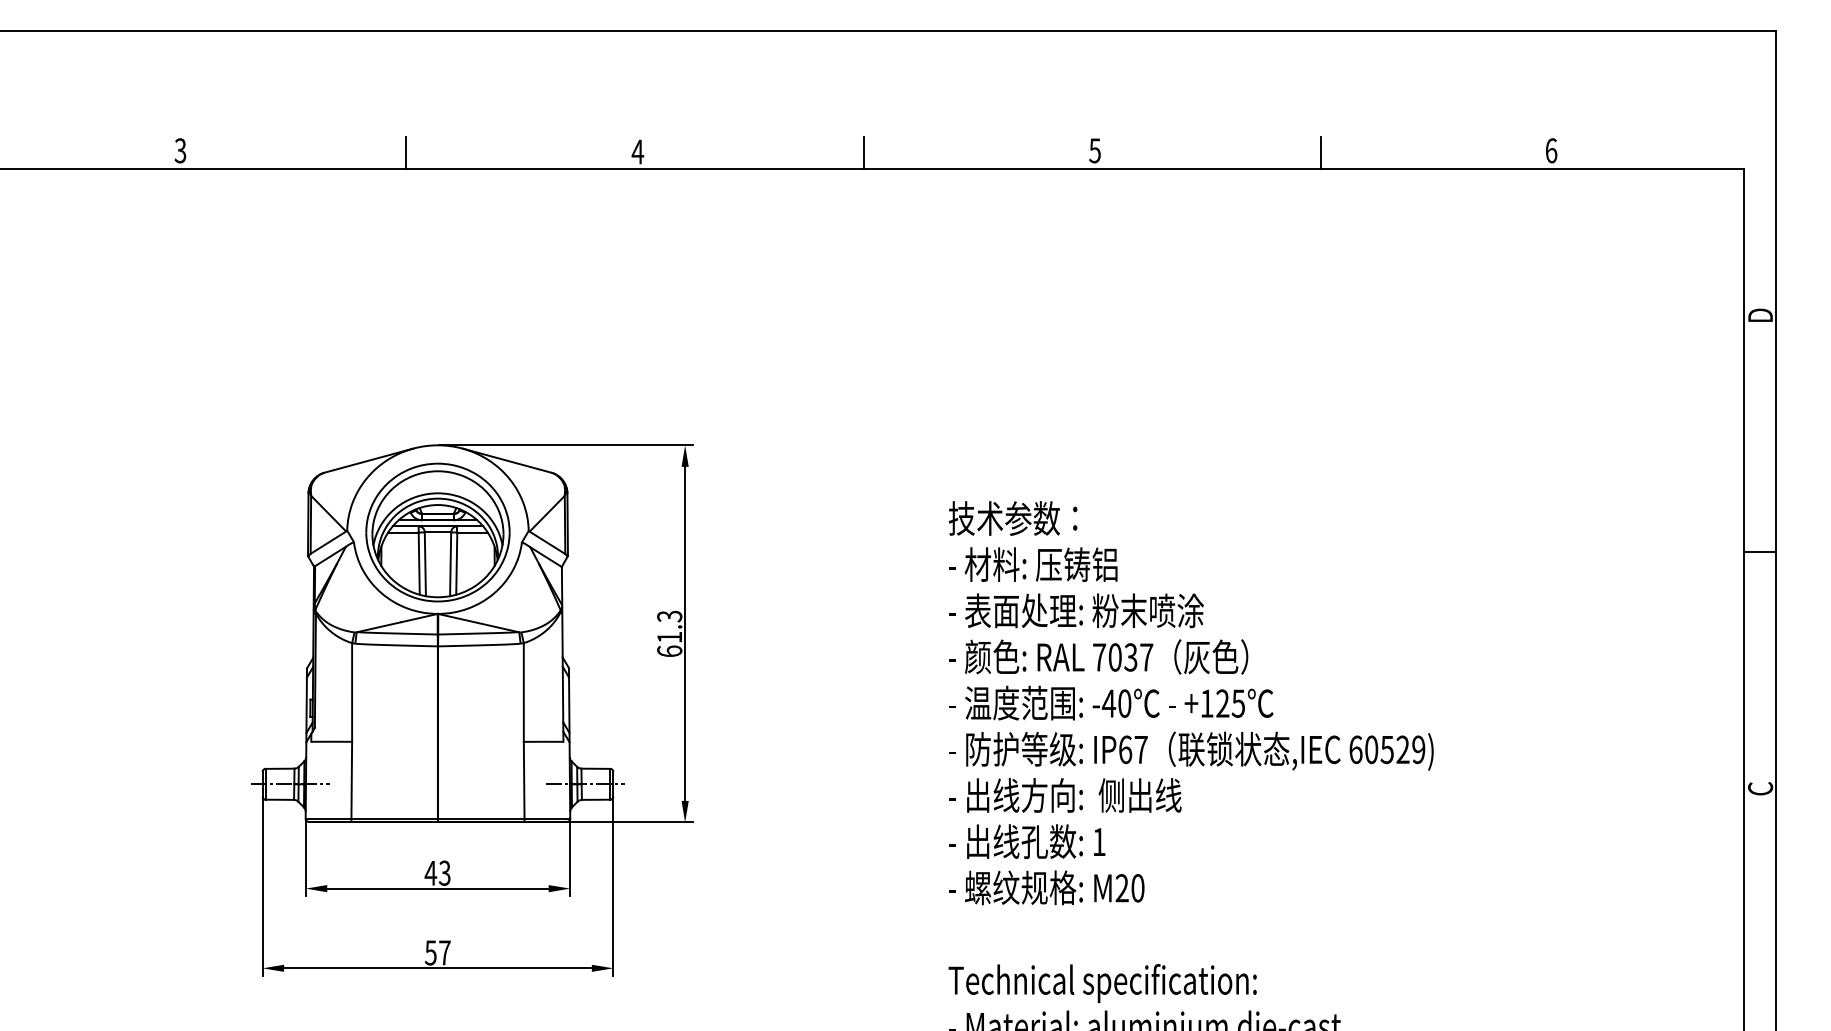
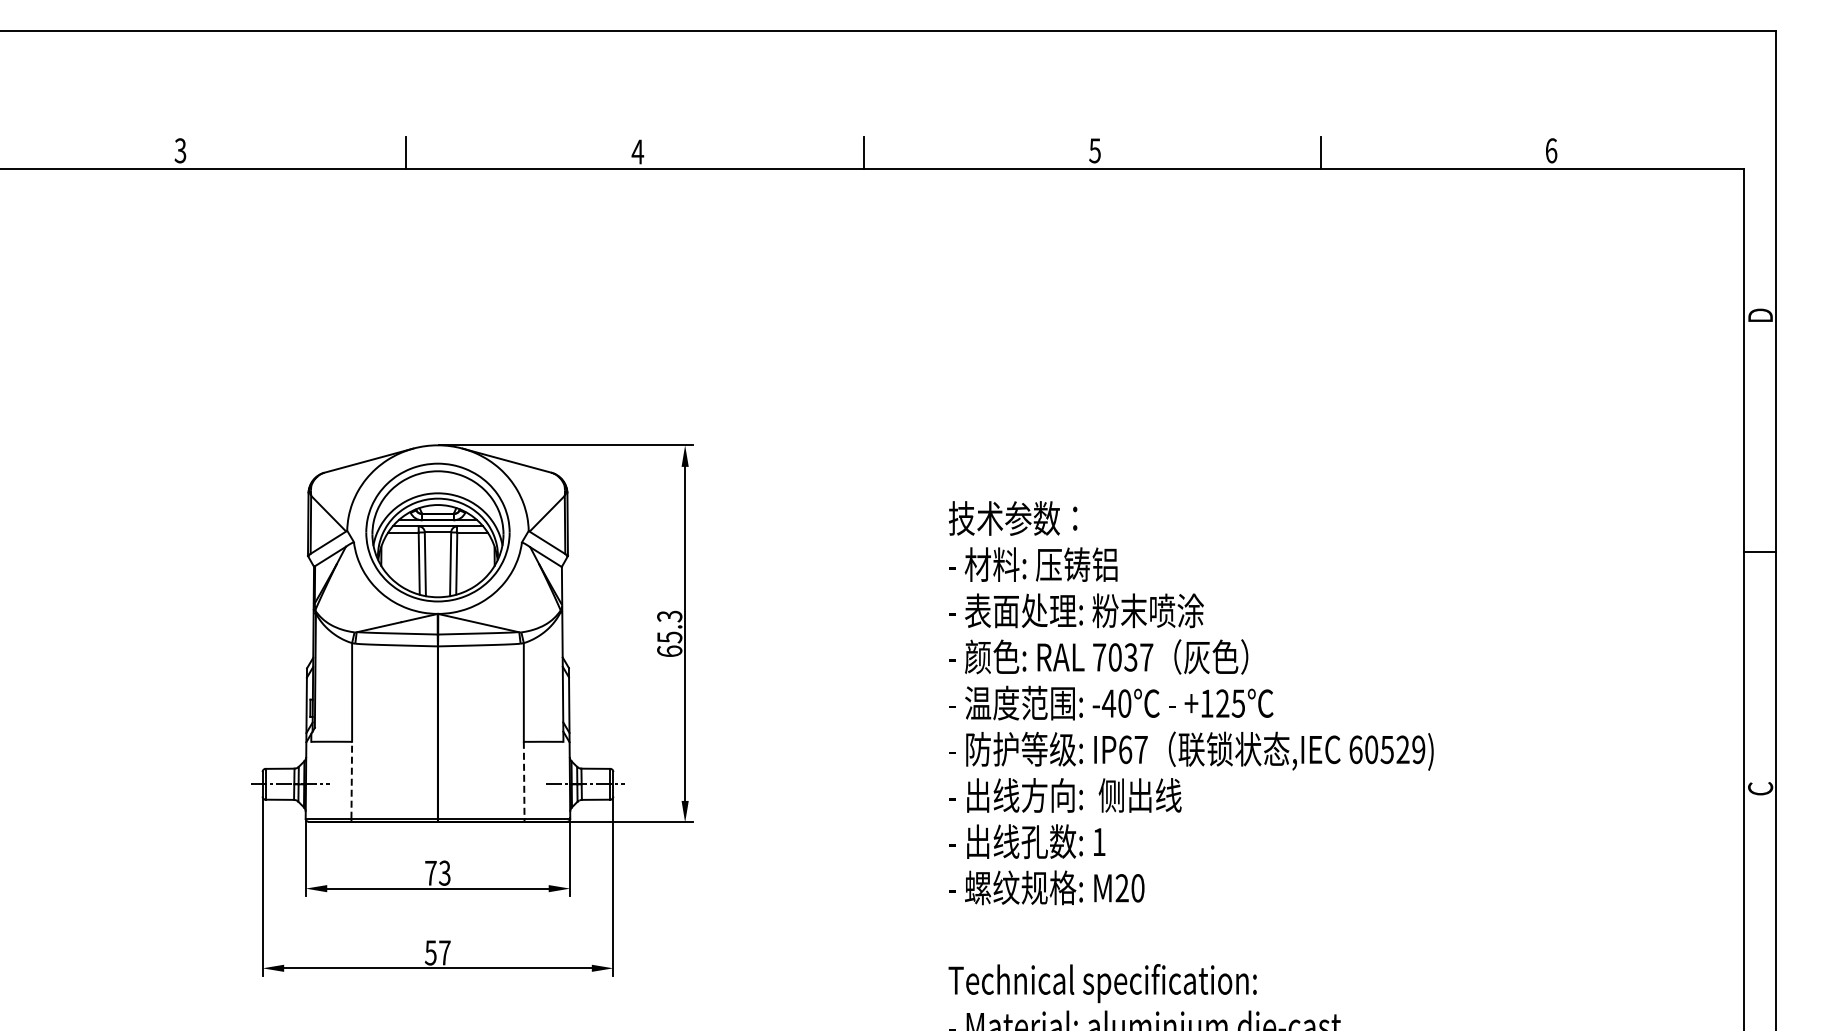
text: 61.3 -> 65.3 (669, 637)
line: solid -> dashed (351, 779)
line: solid -> dashed (524, 780)
text: 43 -> 73 (430, 873)
